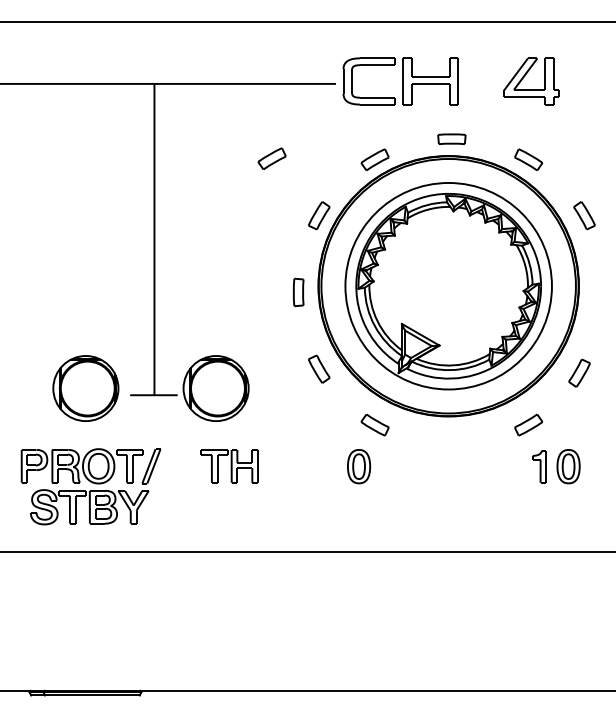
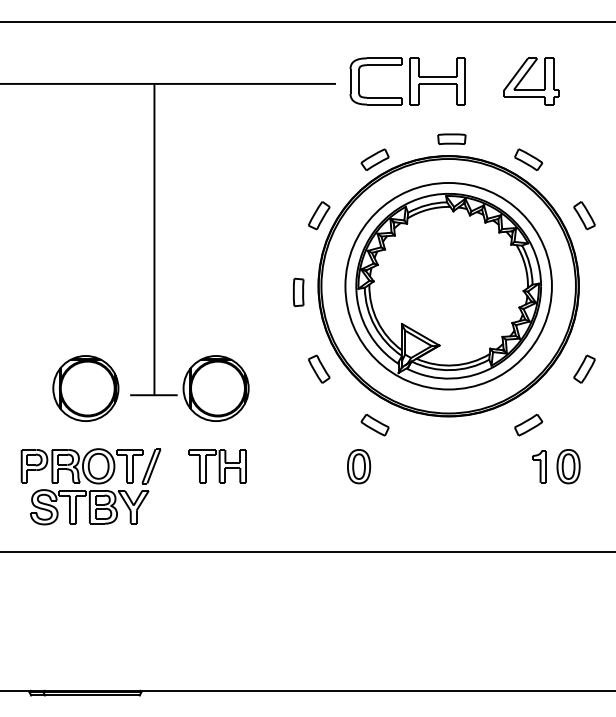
part position: (400, 81) -> (407, 81) (407, 81)
part: present -> none (271, 158)
part position: (579, 372) -> (584, 368) (584, 368)
part position: (229, 466) -> (217, 466) (217, 466)
